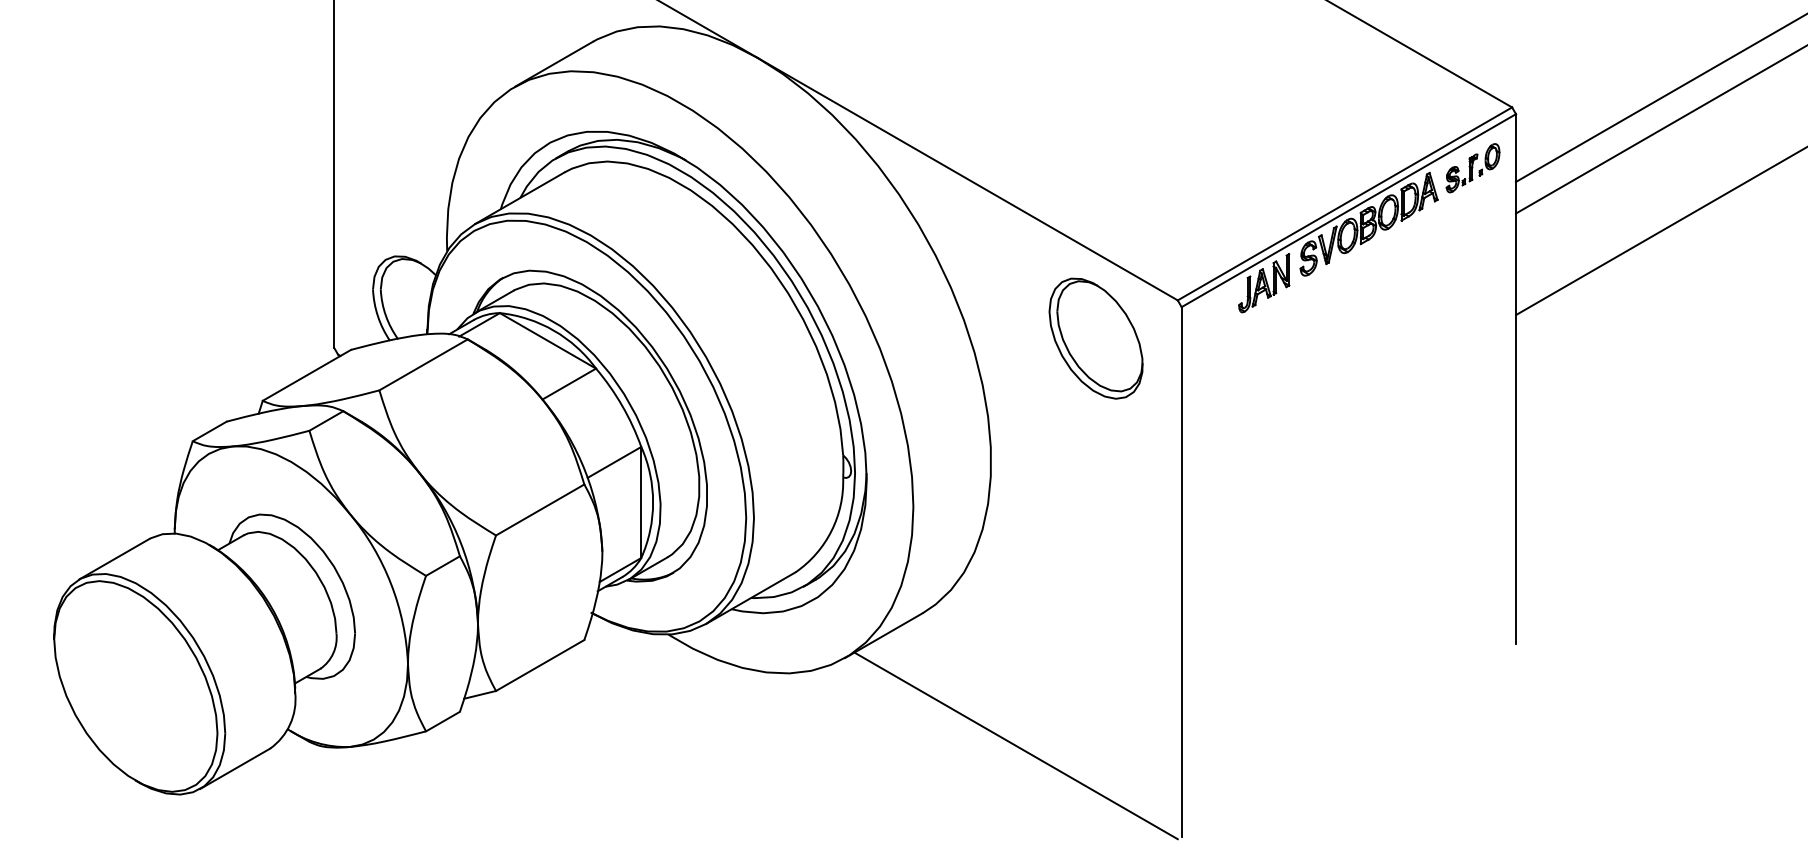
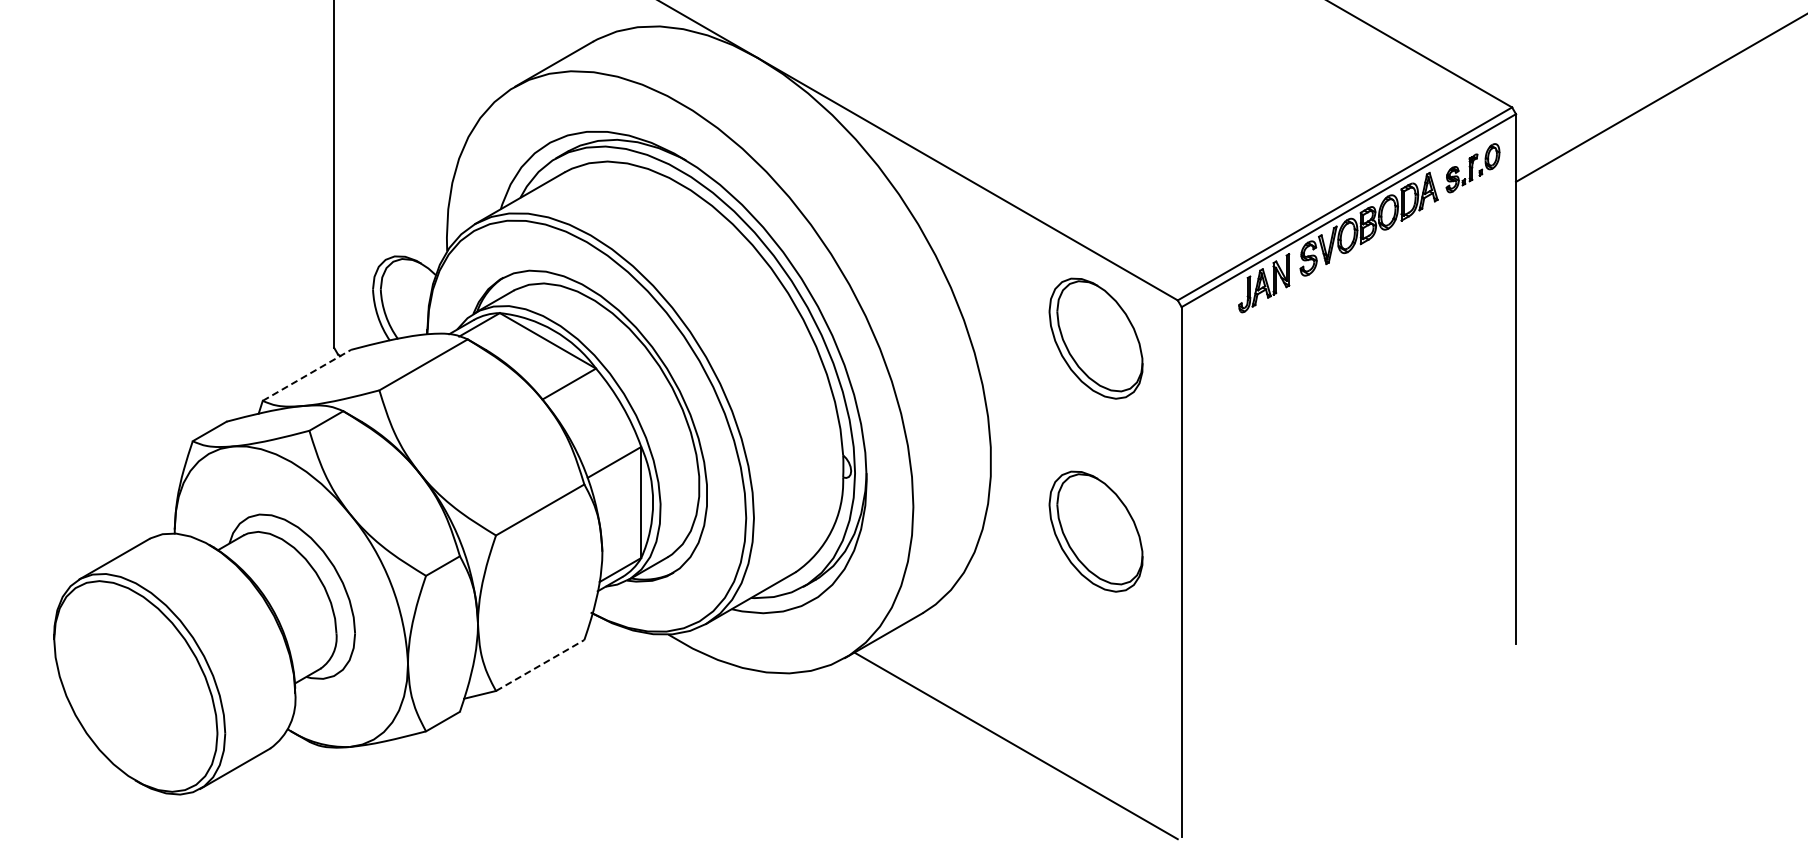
line: present -> none (1660, 130)
line: present -> none (1660, 231)
line: solid -> dashed (306, 375)
part: none -> present (1095, 531)
line: solid -> dashed (540, 665)
